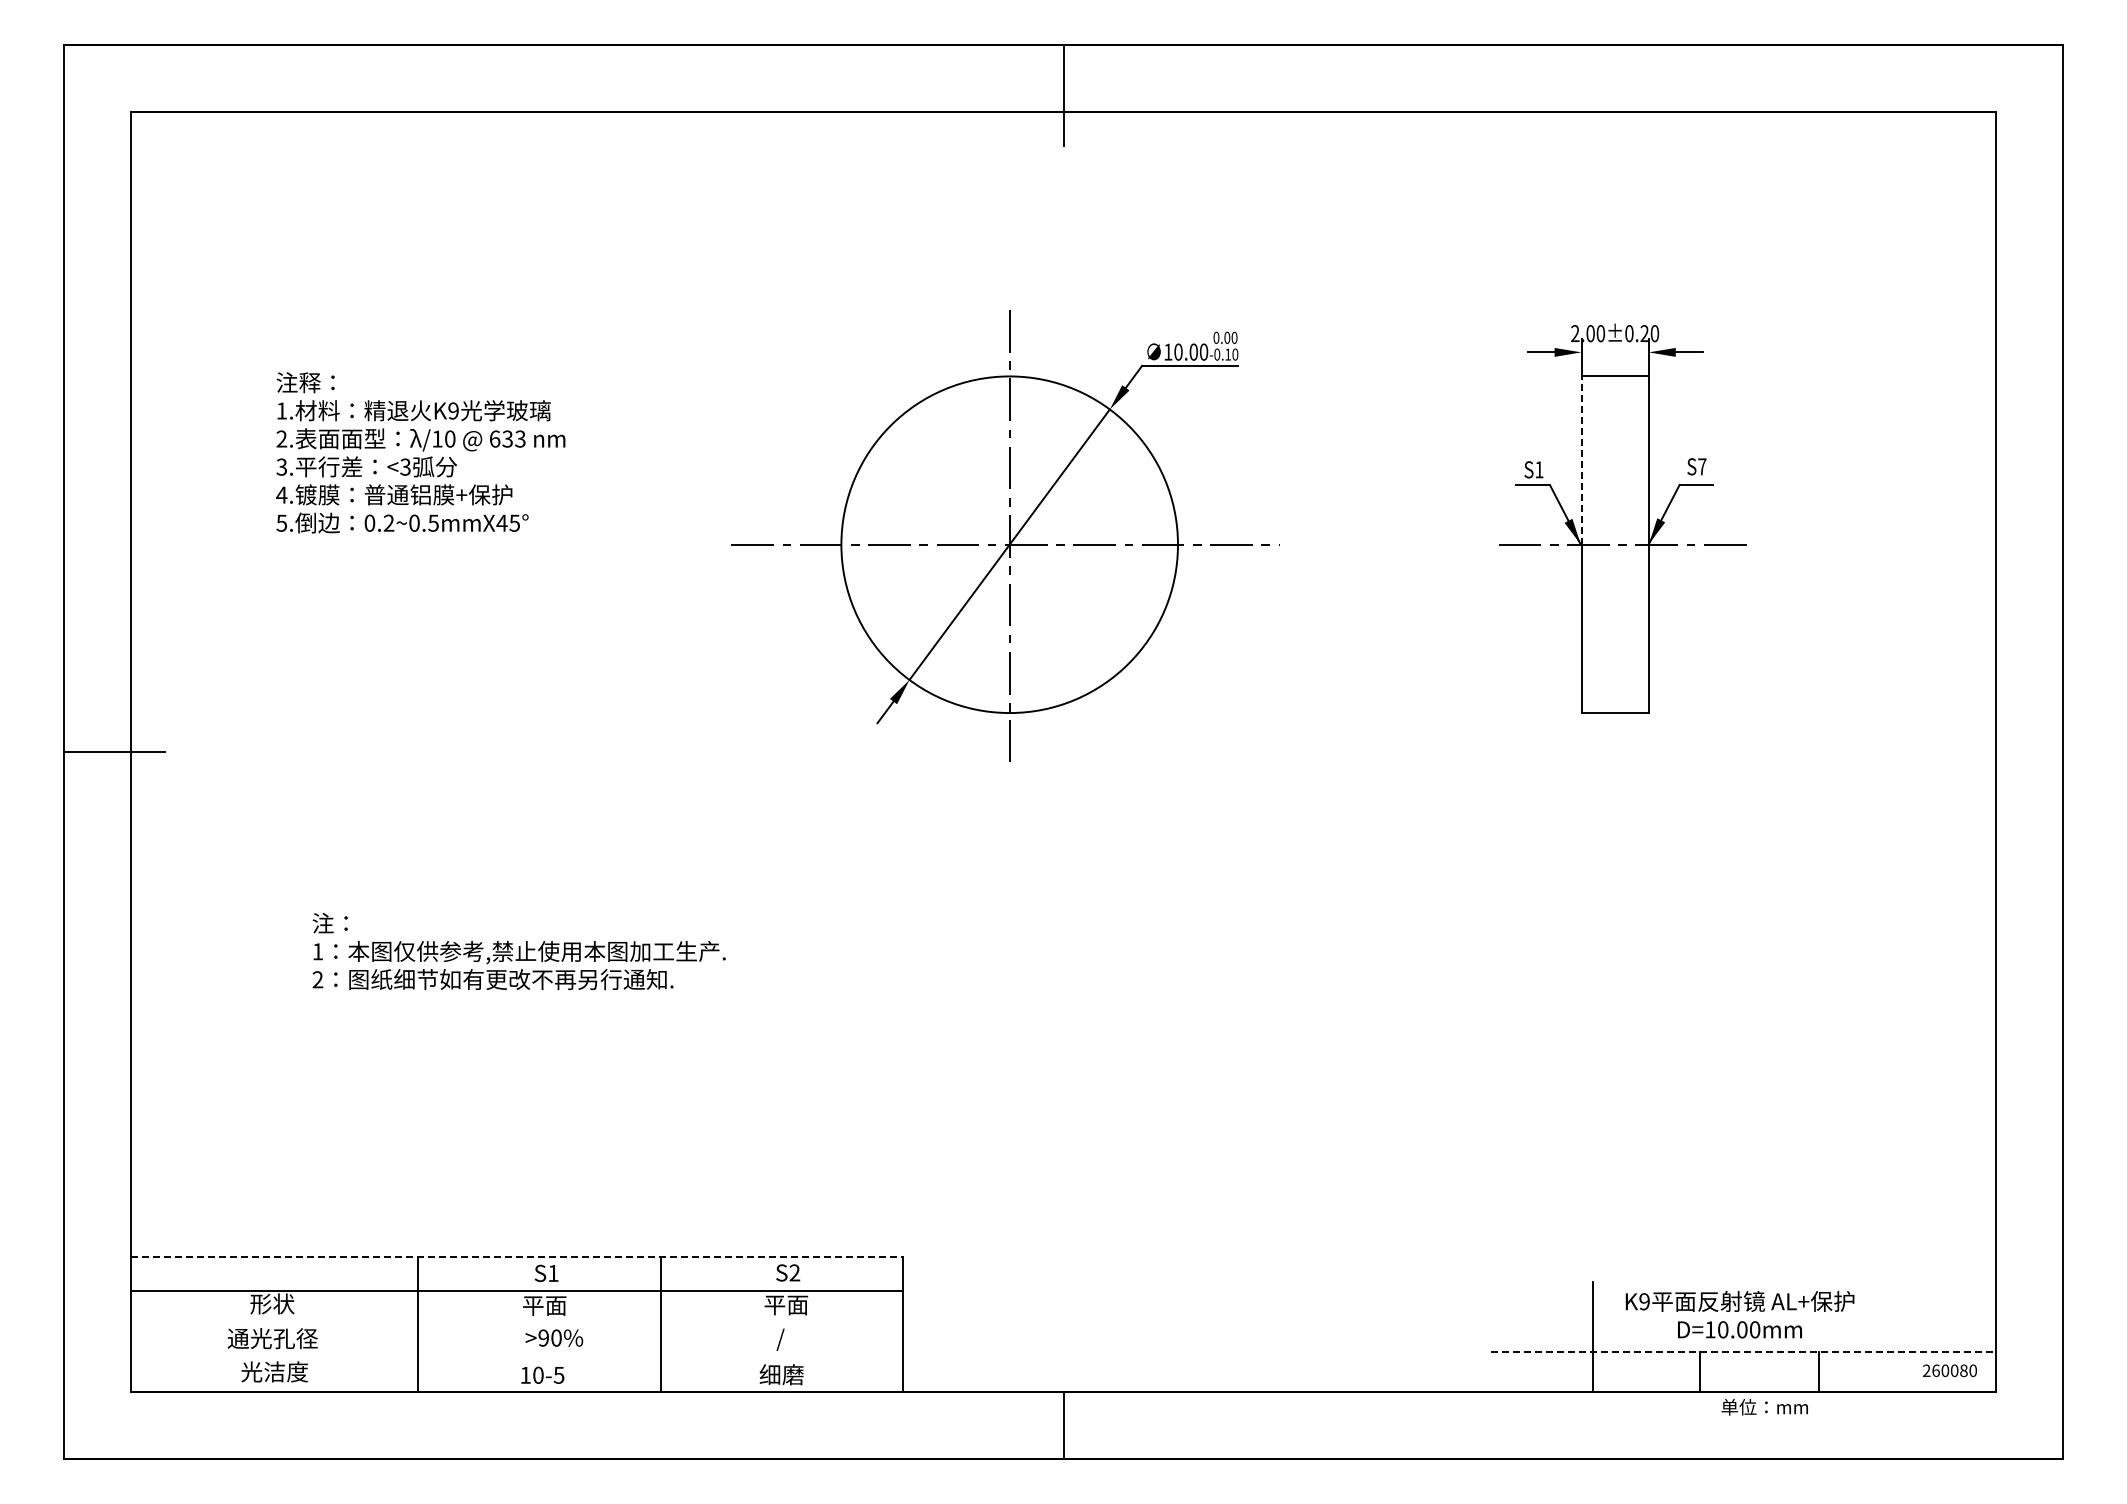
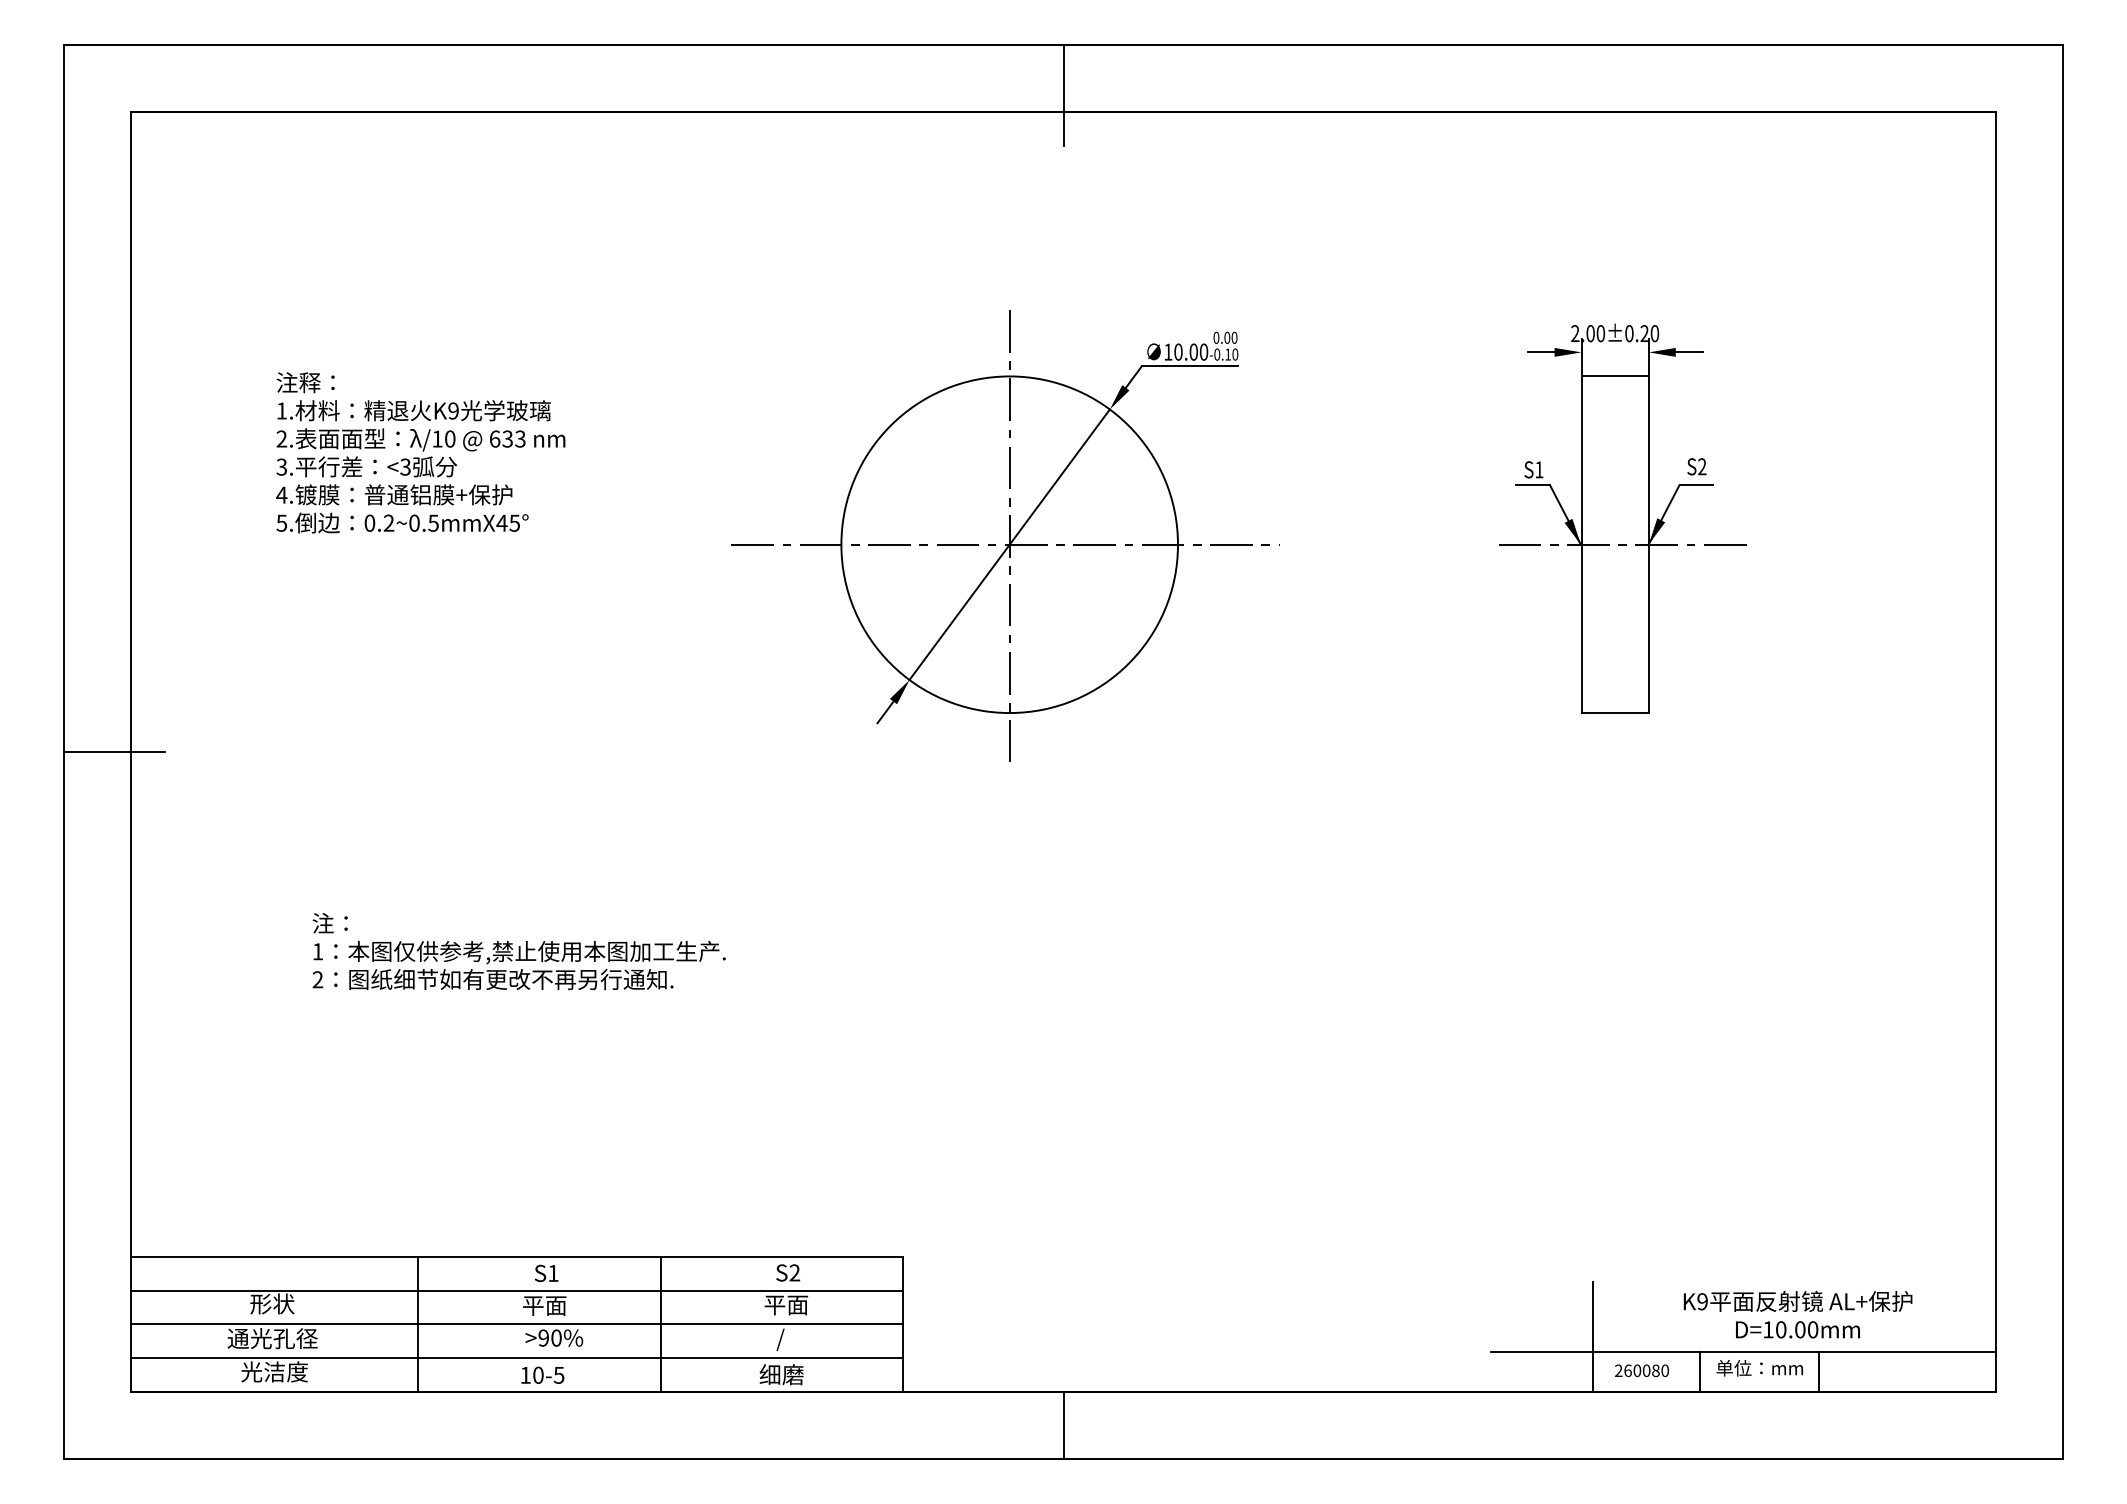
line: dashed -> solid (1581, 460)
text: S7 -> S2 (1702, 466)
line: dashed -> solid (517, 1256)
text position: (1739, 1314) -> (1797, 1314) (1797, 1314)
line: none -> present (516, 1324)
line: dashed -> solid (1743, 1352)
line: none -> present (516, 1357)
text position: (1949, 1370) -> (1641, 1370) (1641, 1370)
text position: (1764, 1407) -> (1759, 1368) (1759, 1368)
